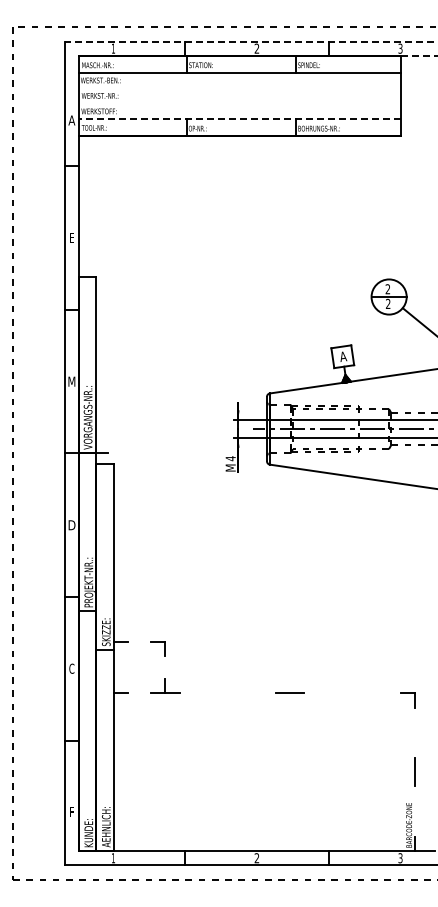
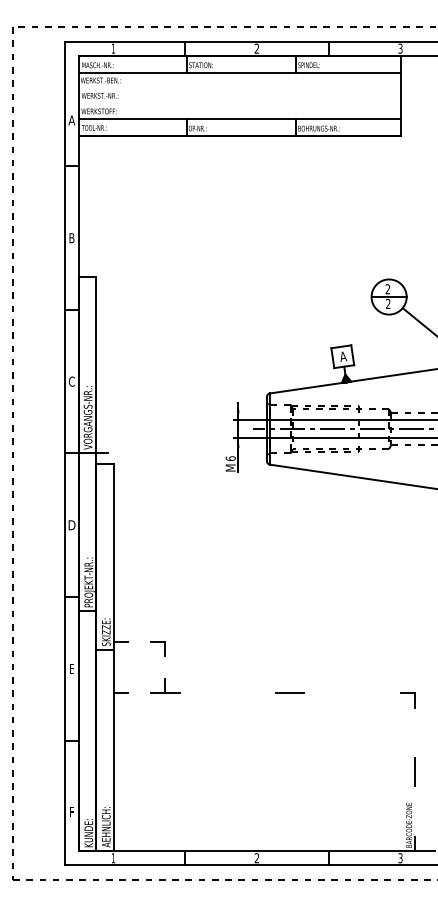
line: dashed -> solid (250, 41)
line: dashed -> solid (419, 55)
line: dashed -> solid (239, 119)
text: E -> B (71, 238)
text: M -> C (71, 381)
text: 4 -> 6 (230, 458)
text: C -> E (71, 668)
